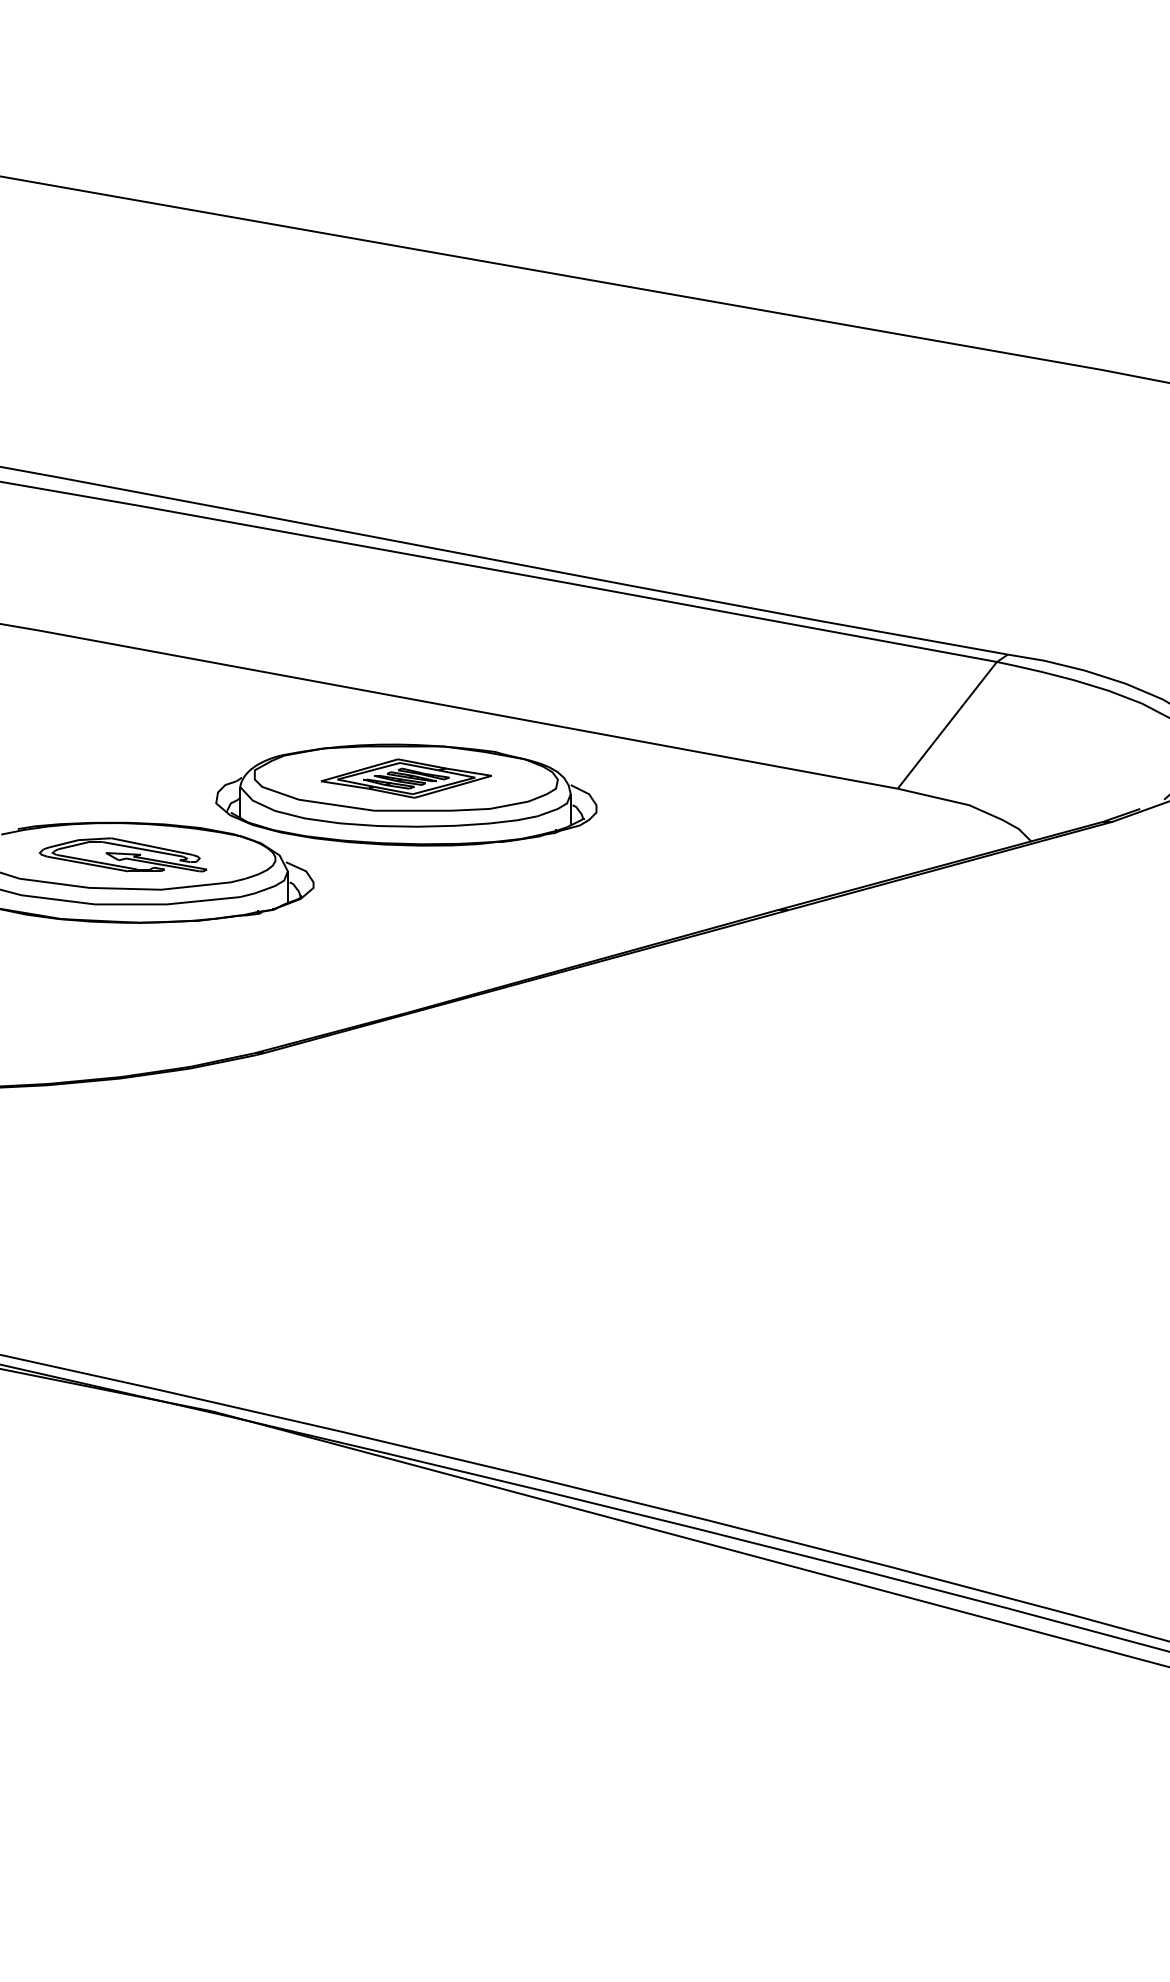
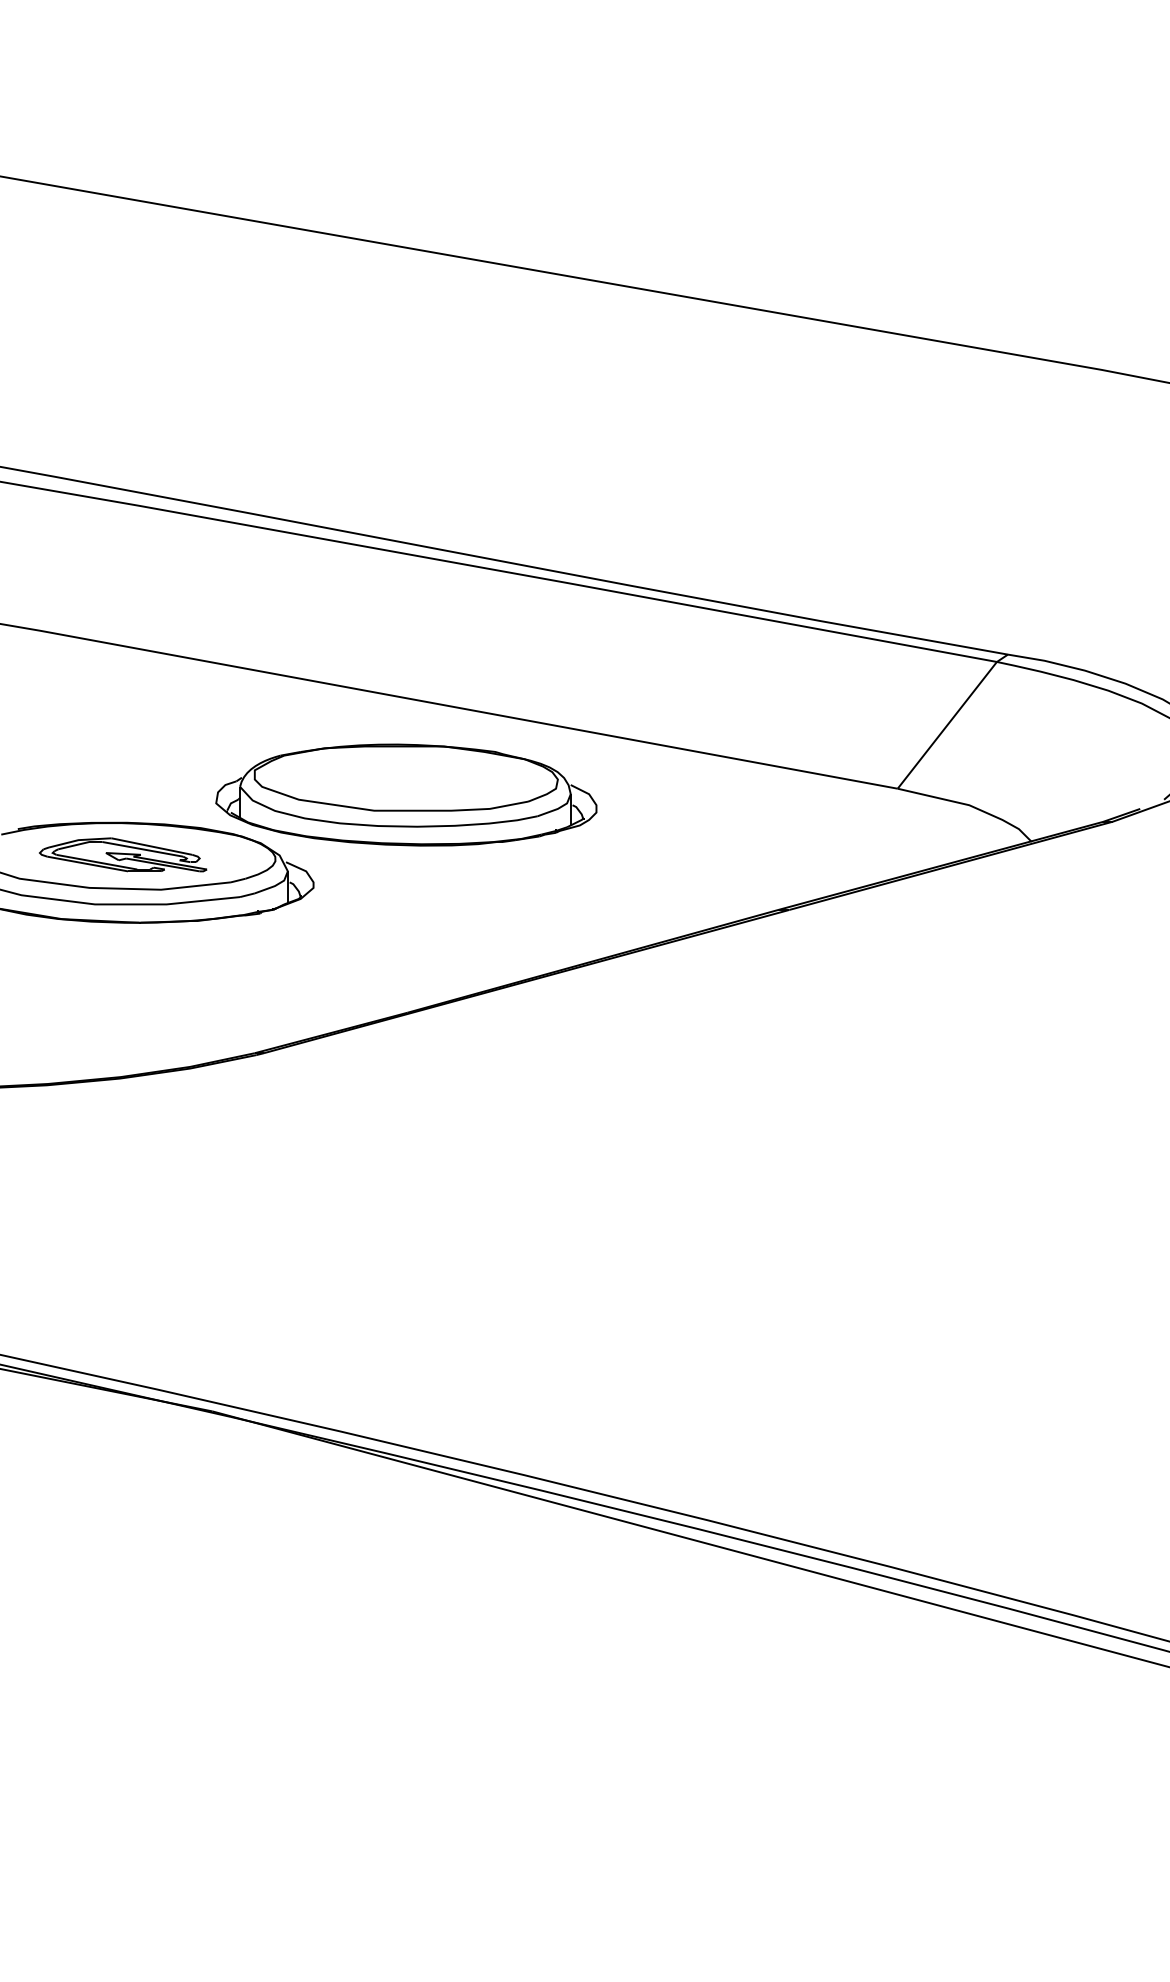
part: present -> none (405, 778)
